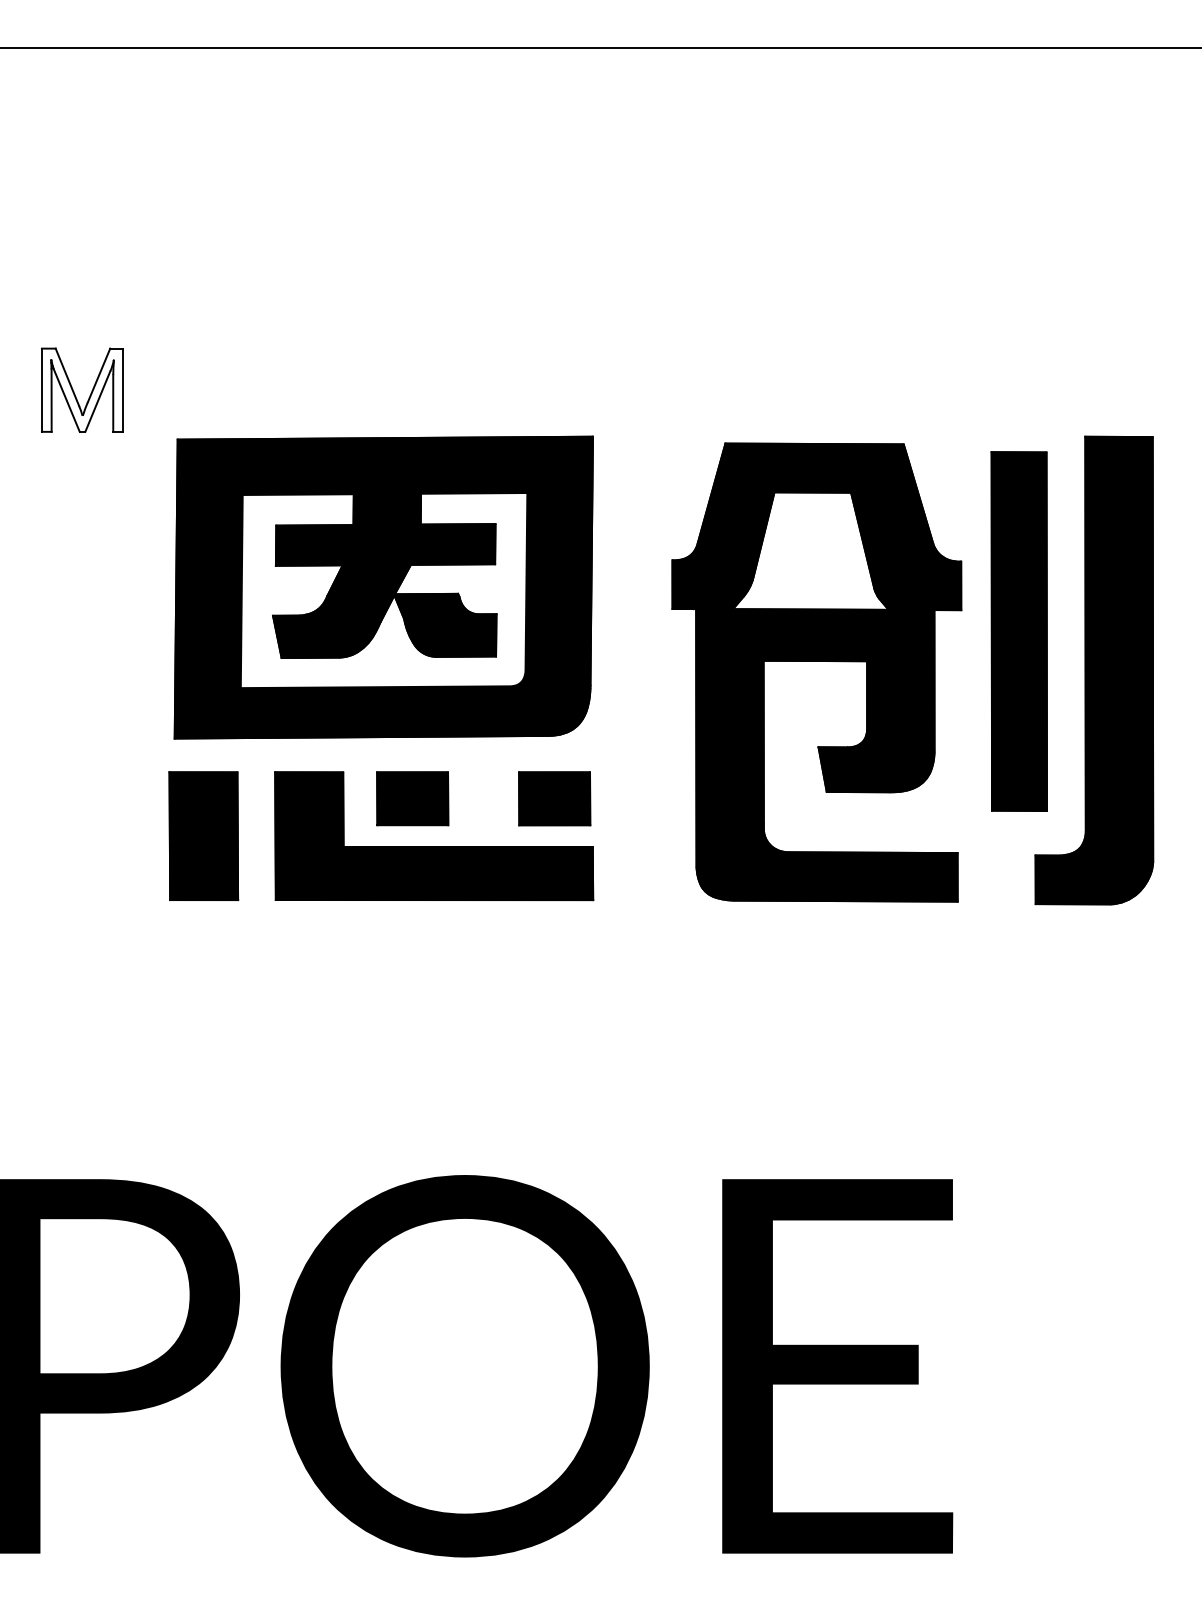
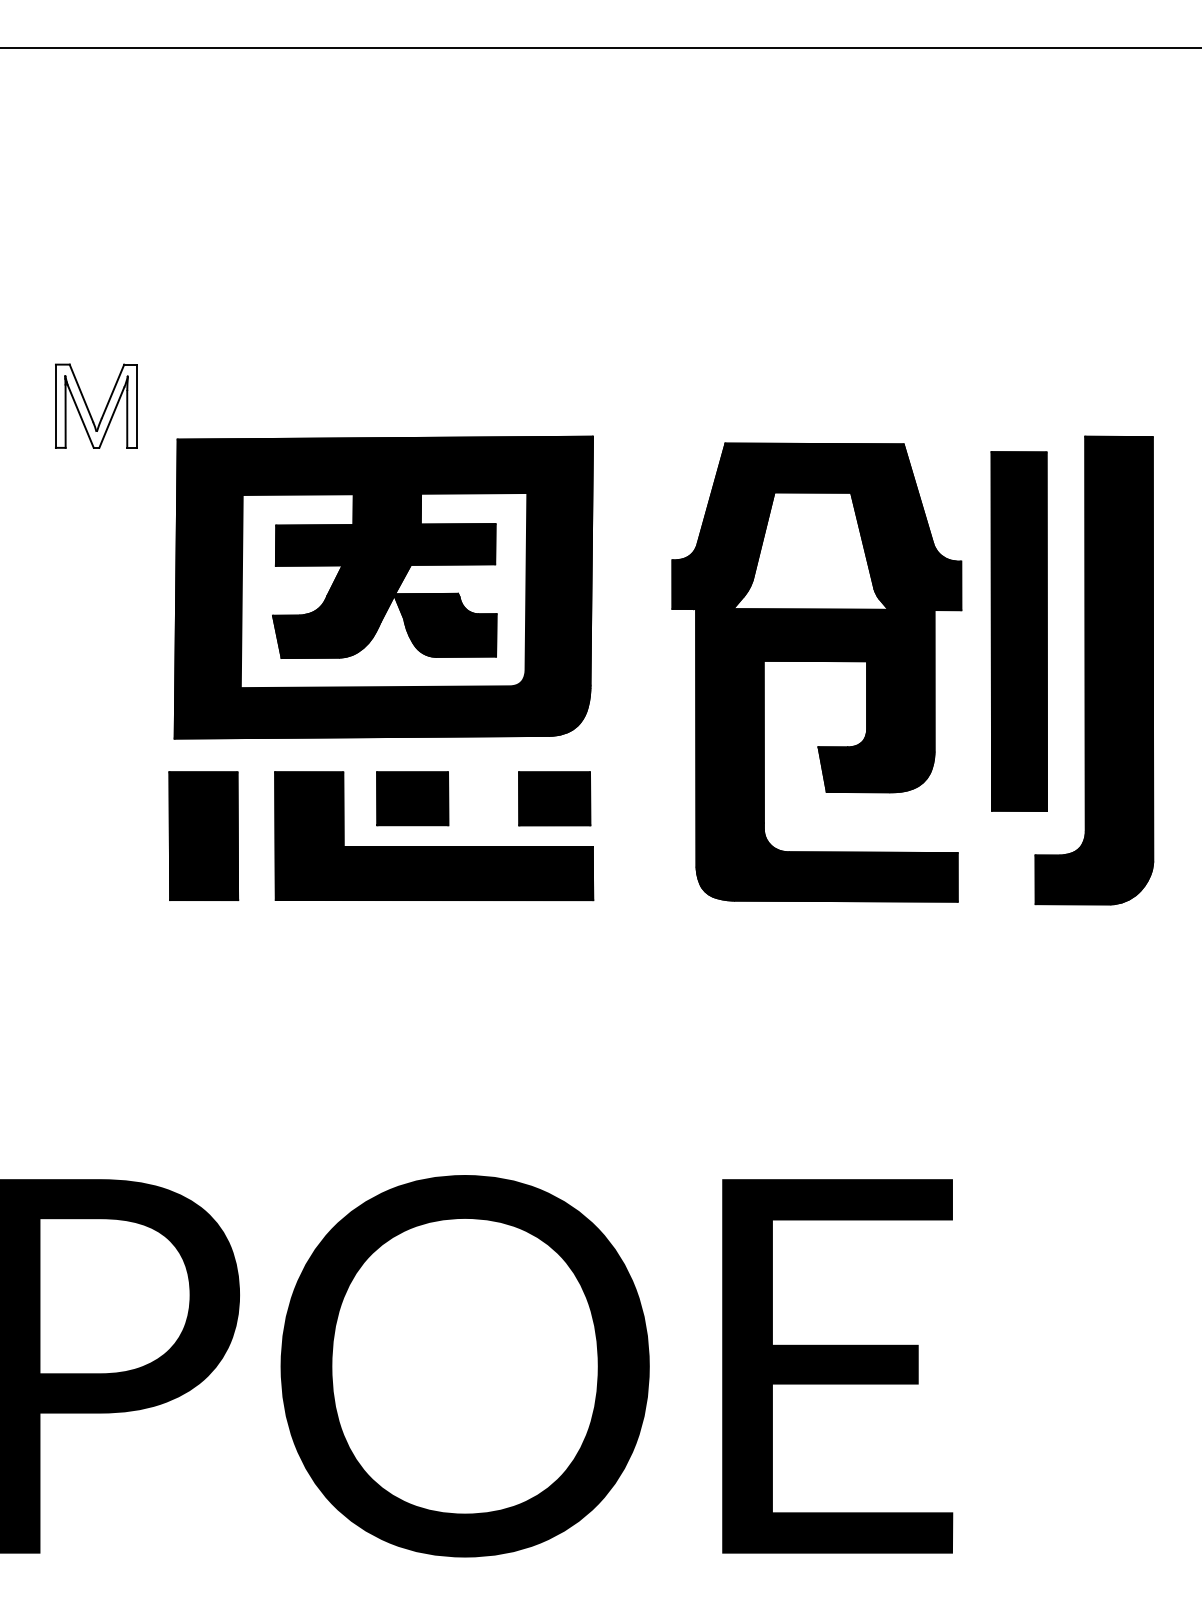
part position: (74, 391) -> (88, 407) (88, 407)
